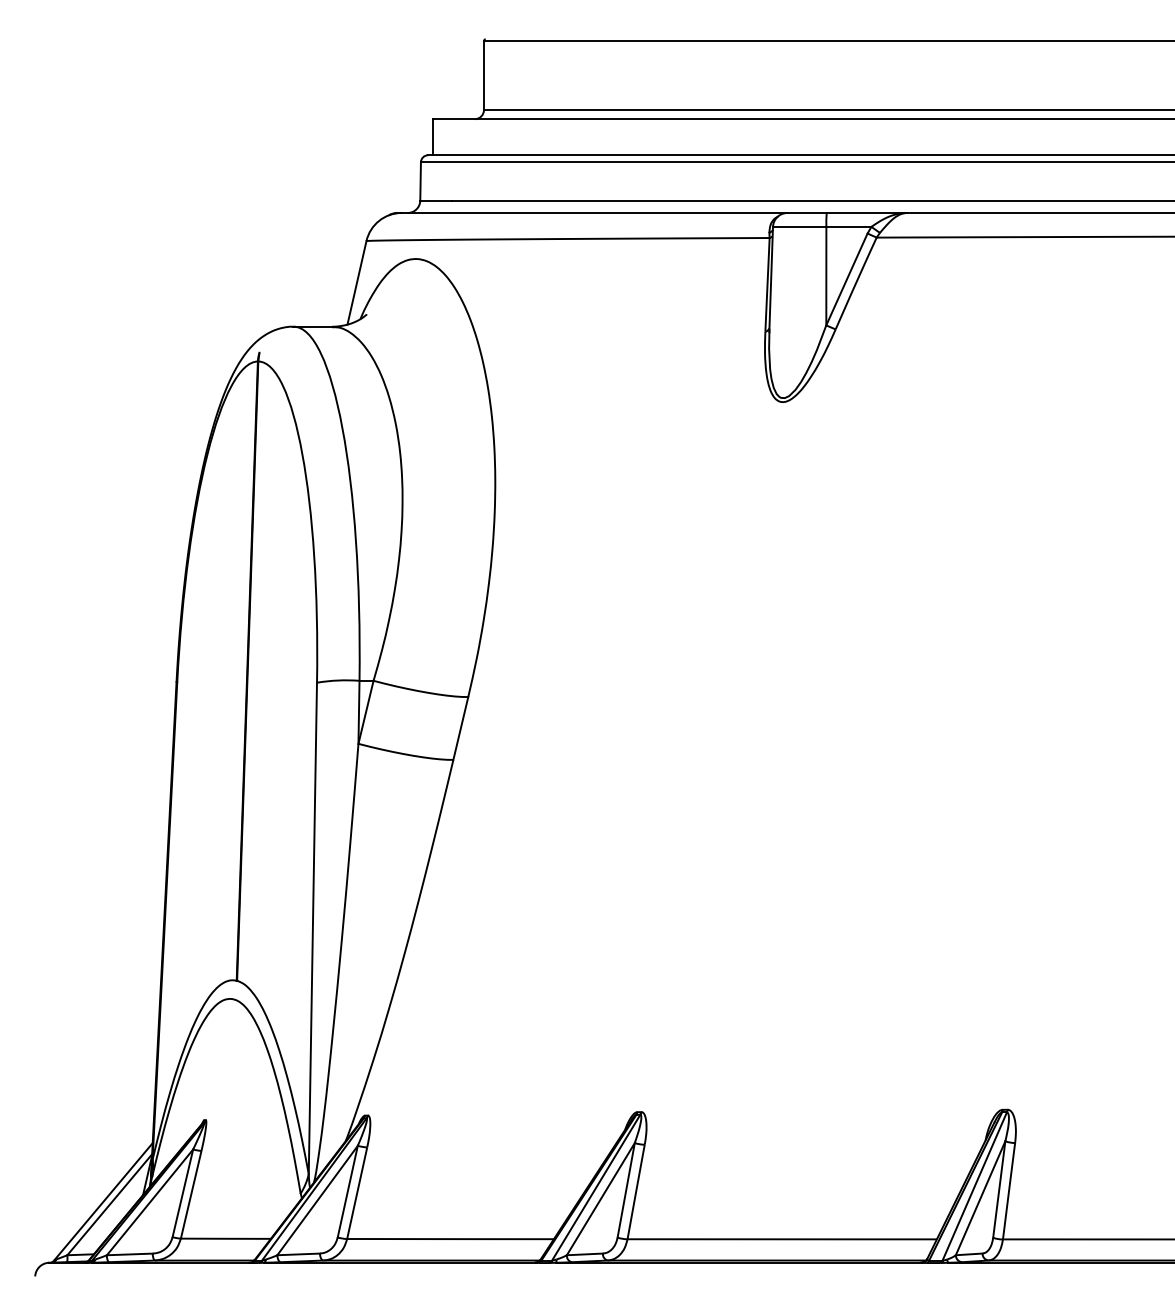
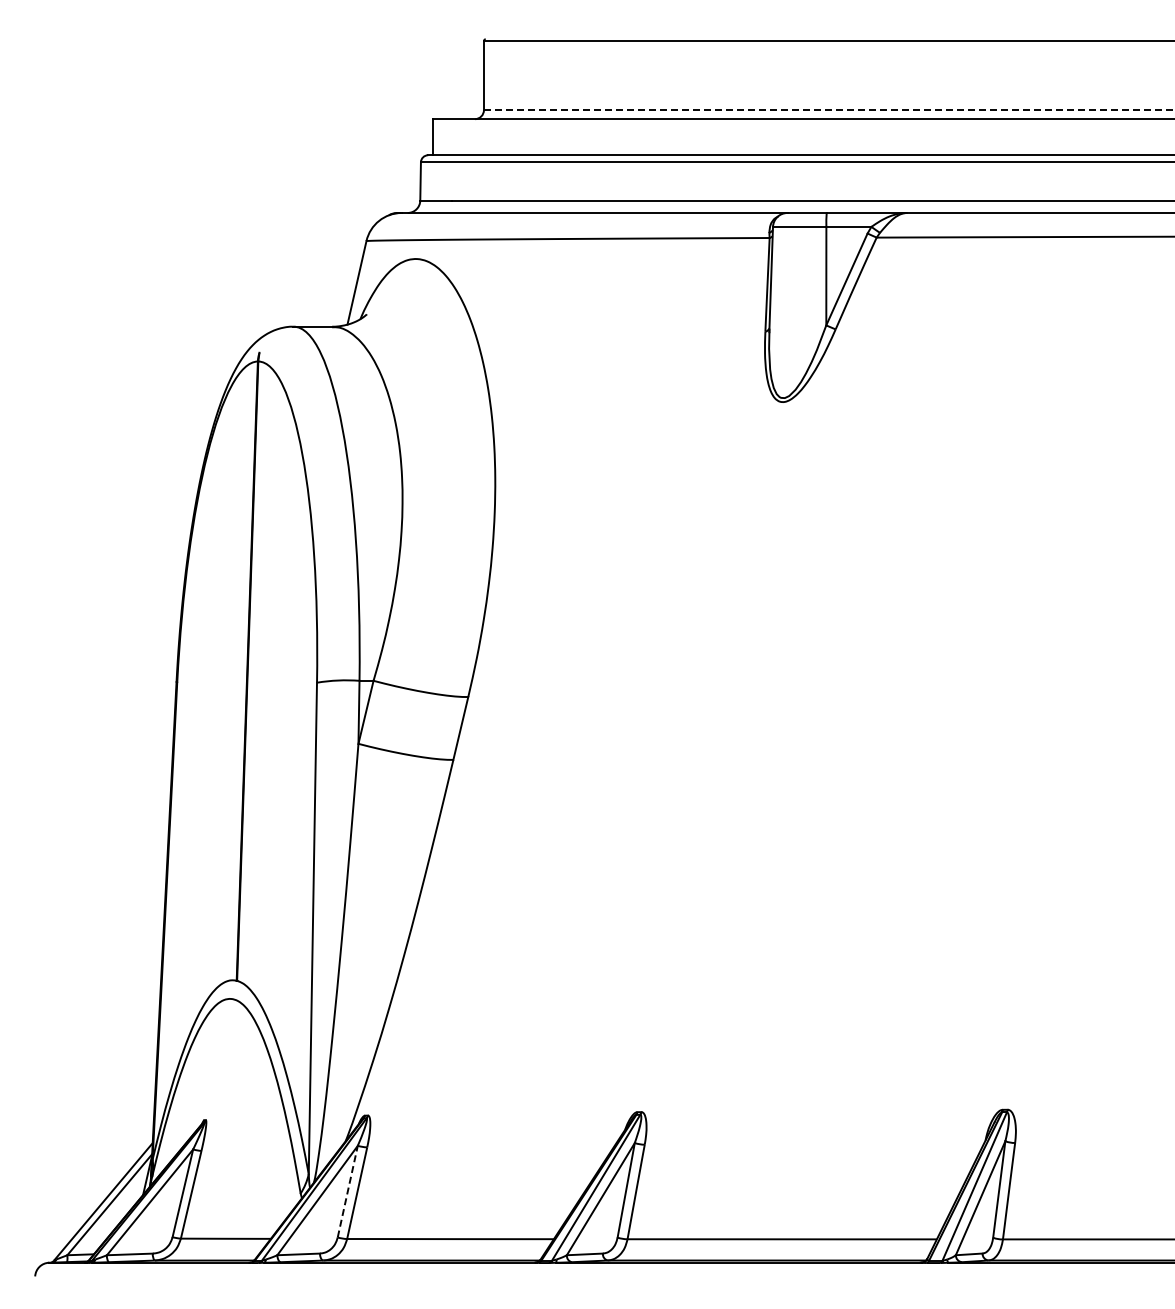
line: solid -> dashed (829, 110)
line: solid -> dashed (347, 1191)
